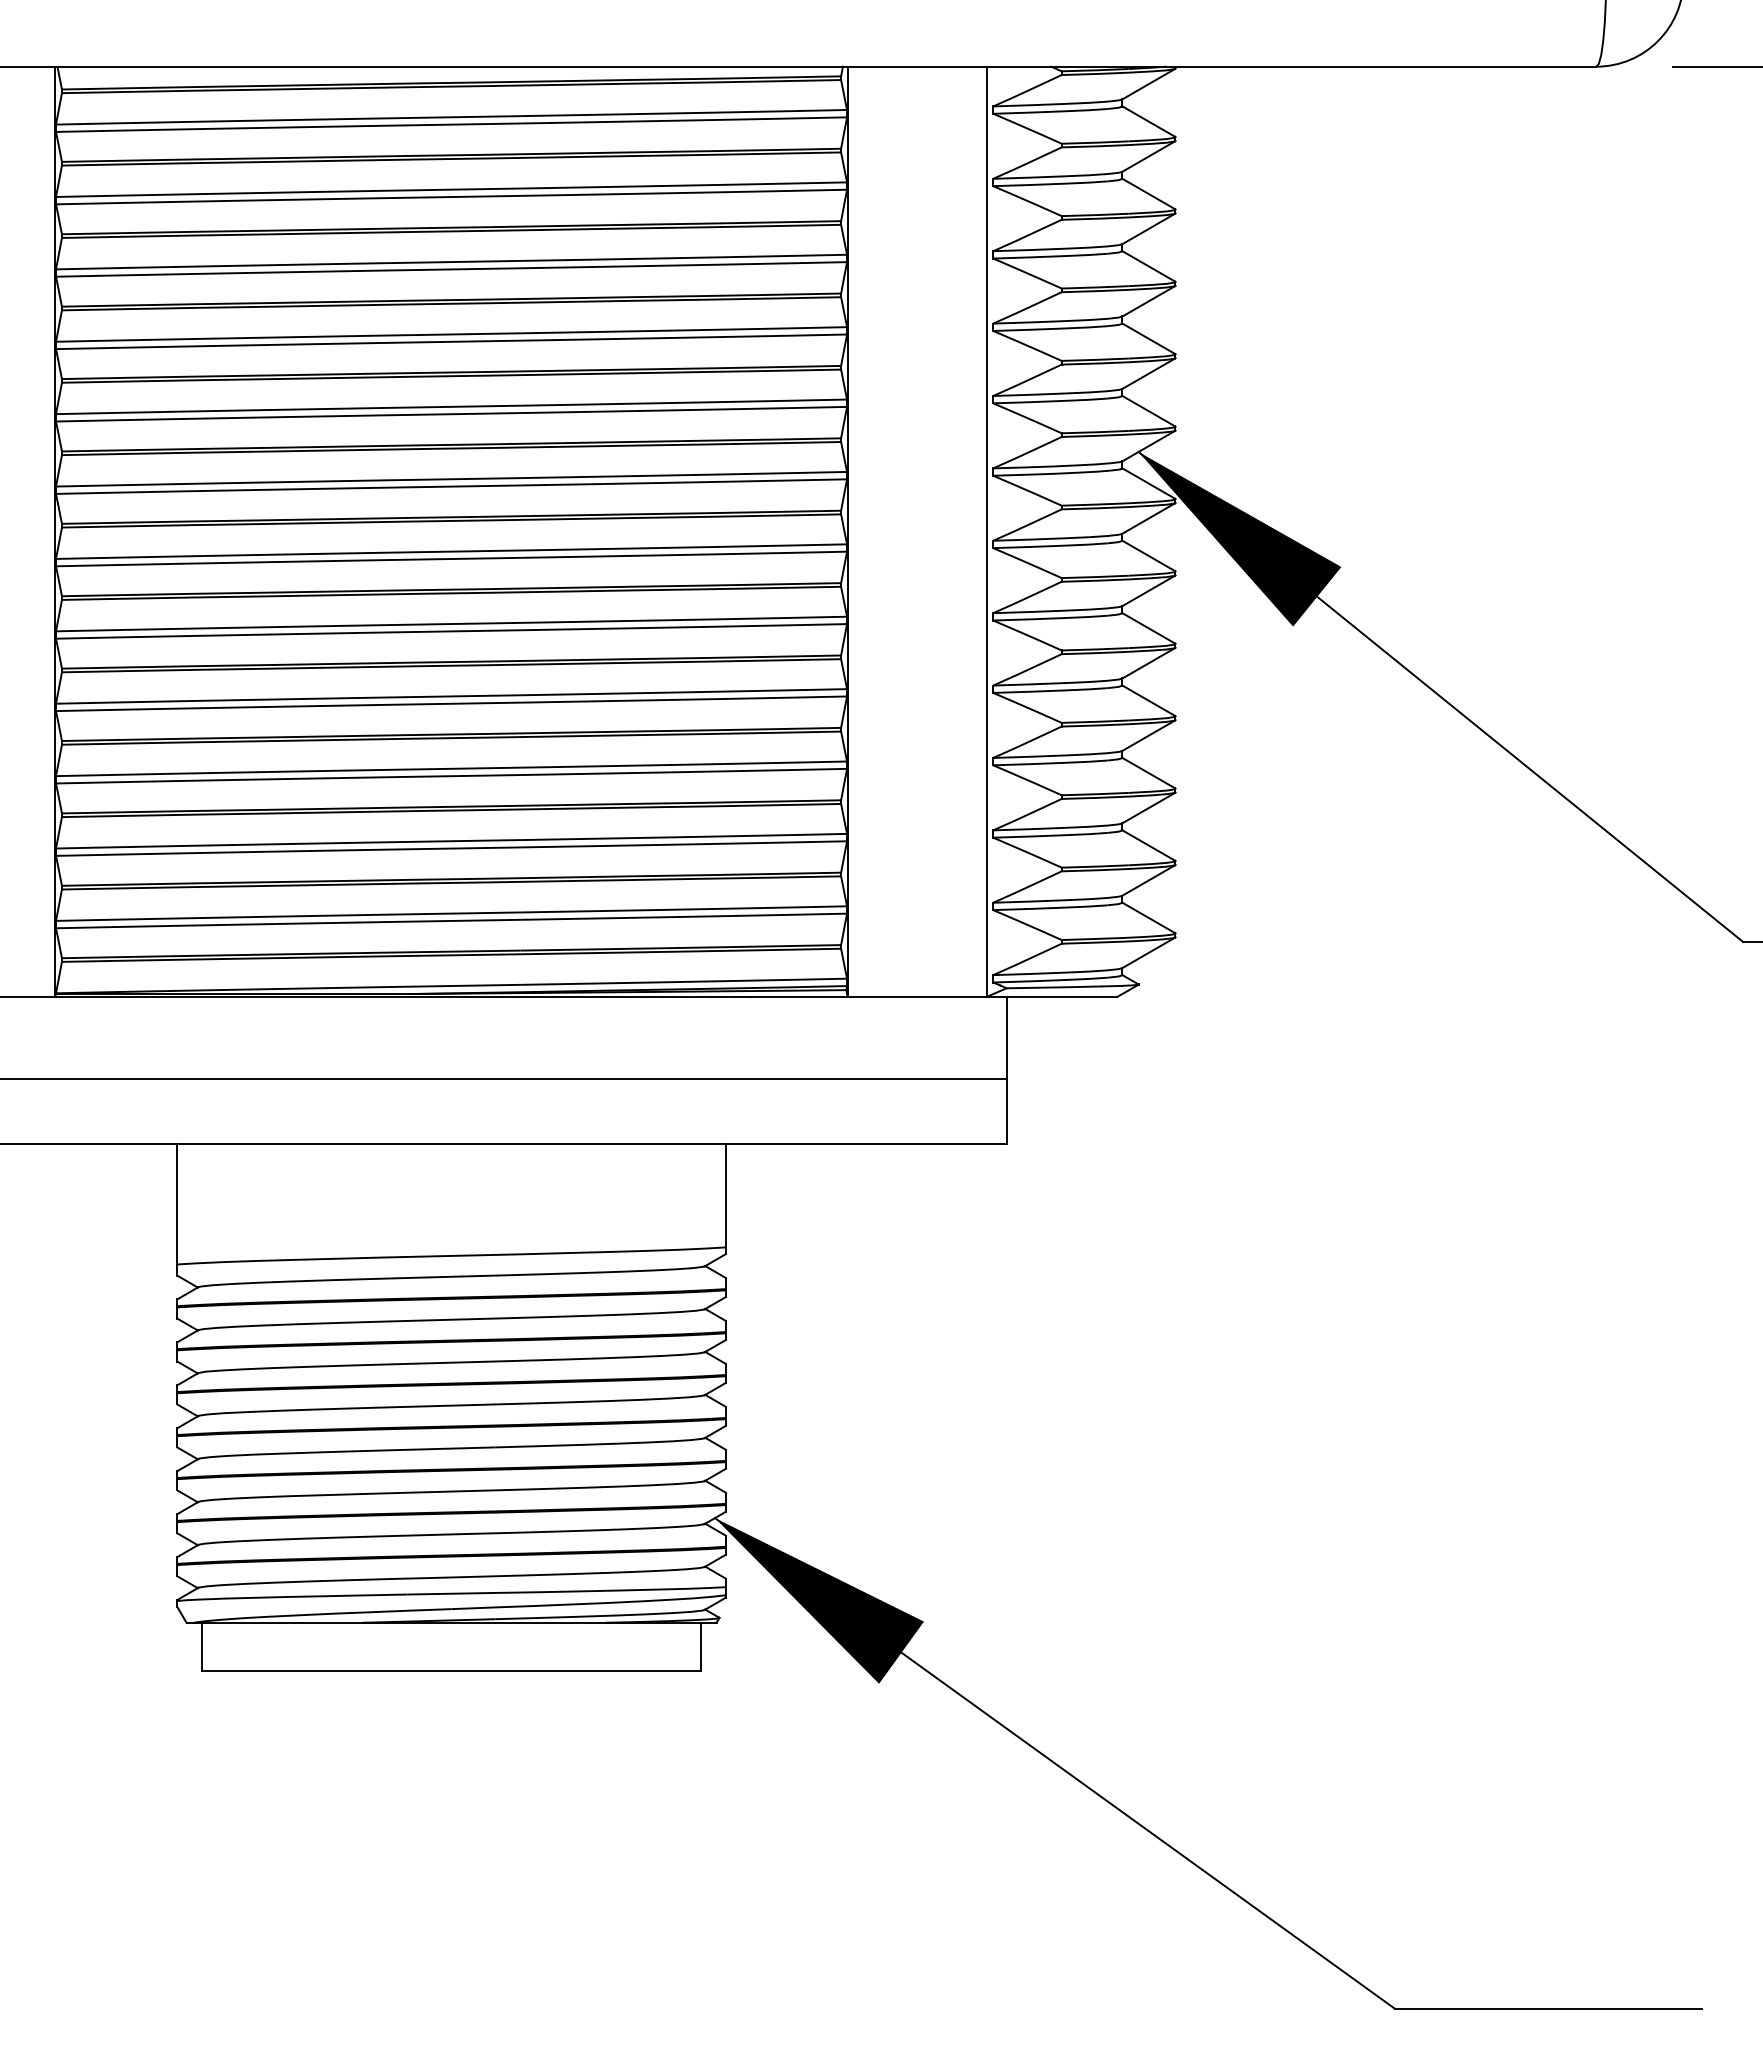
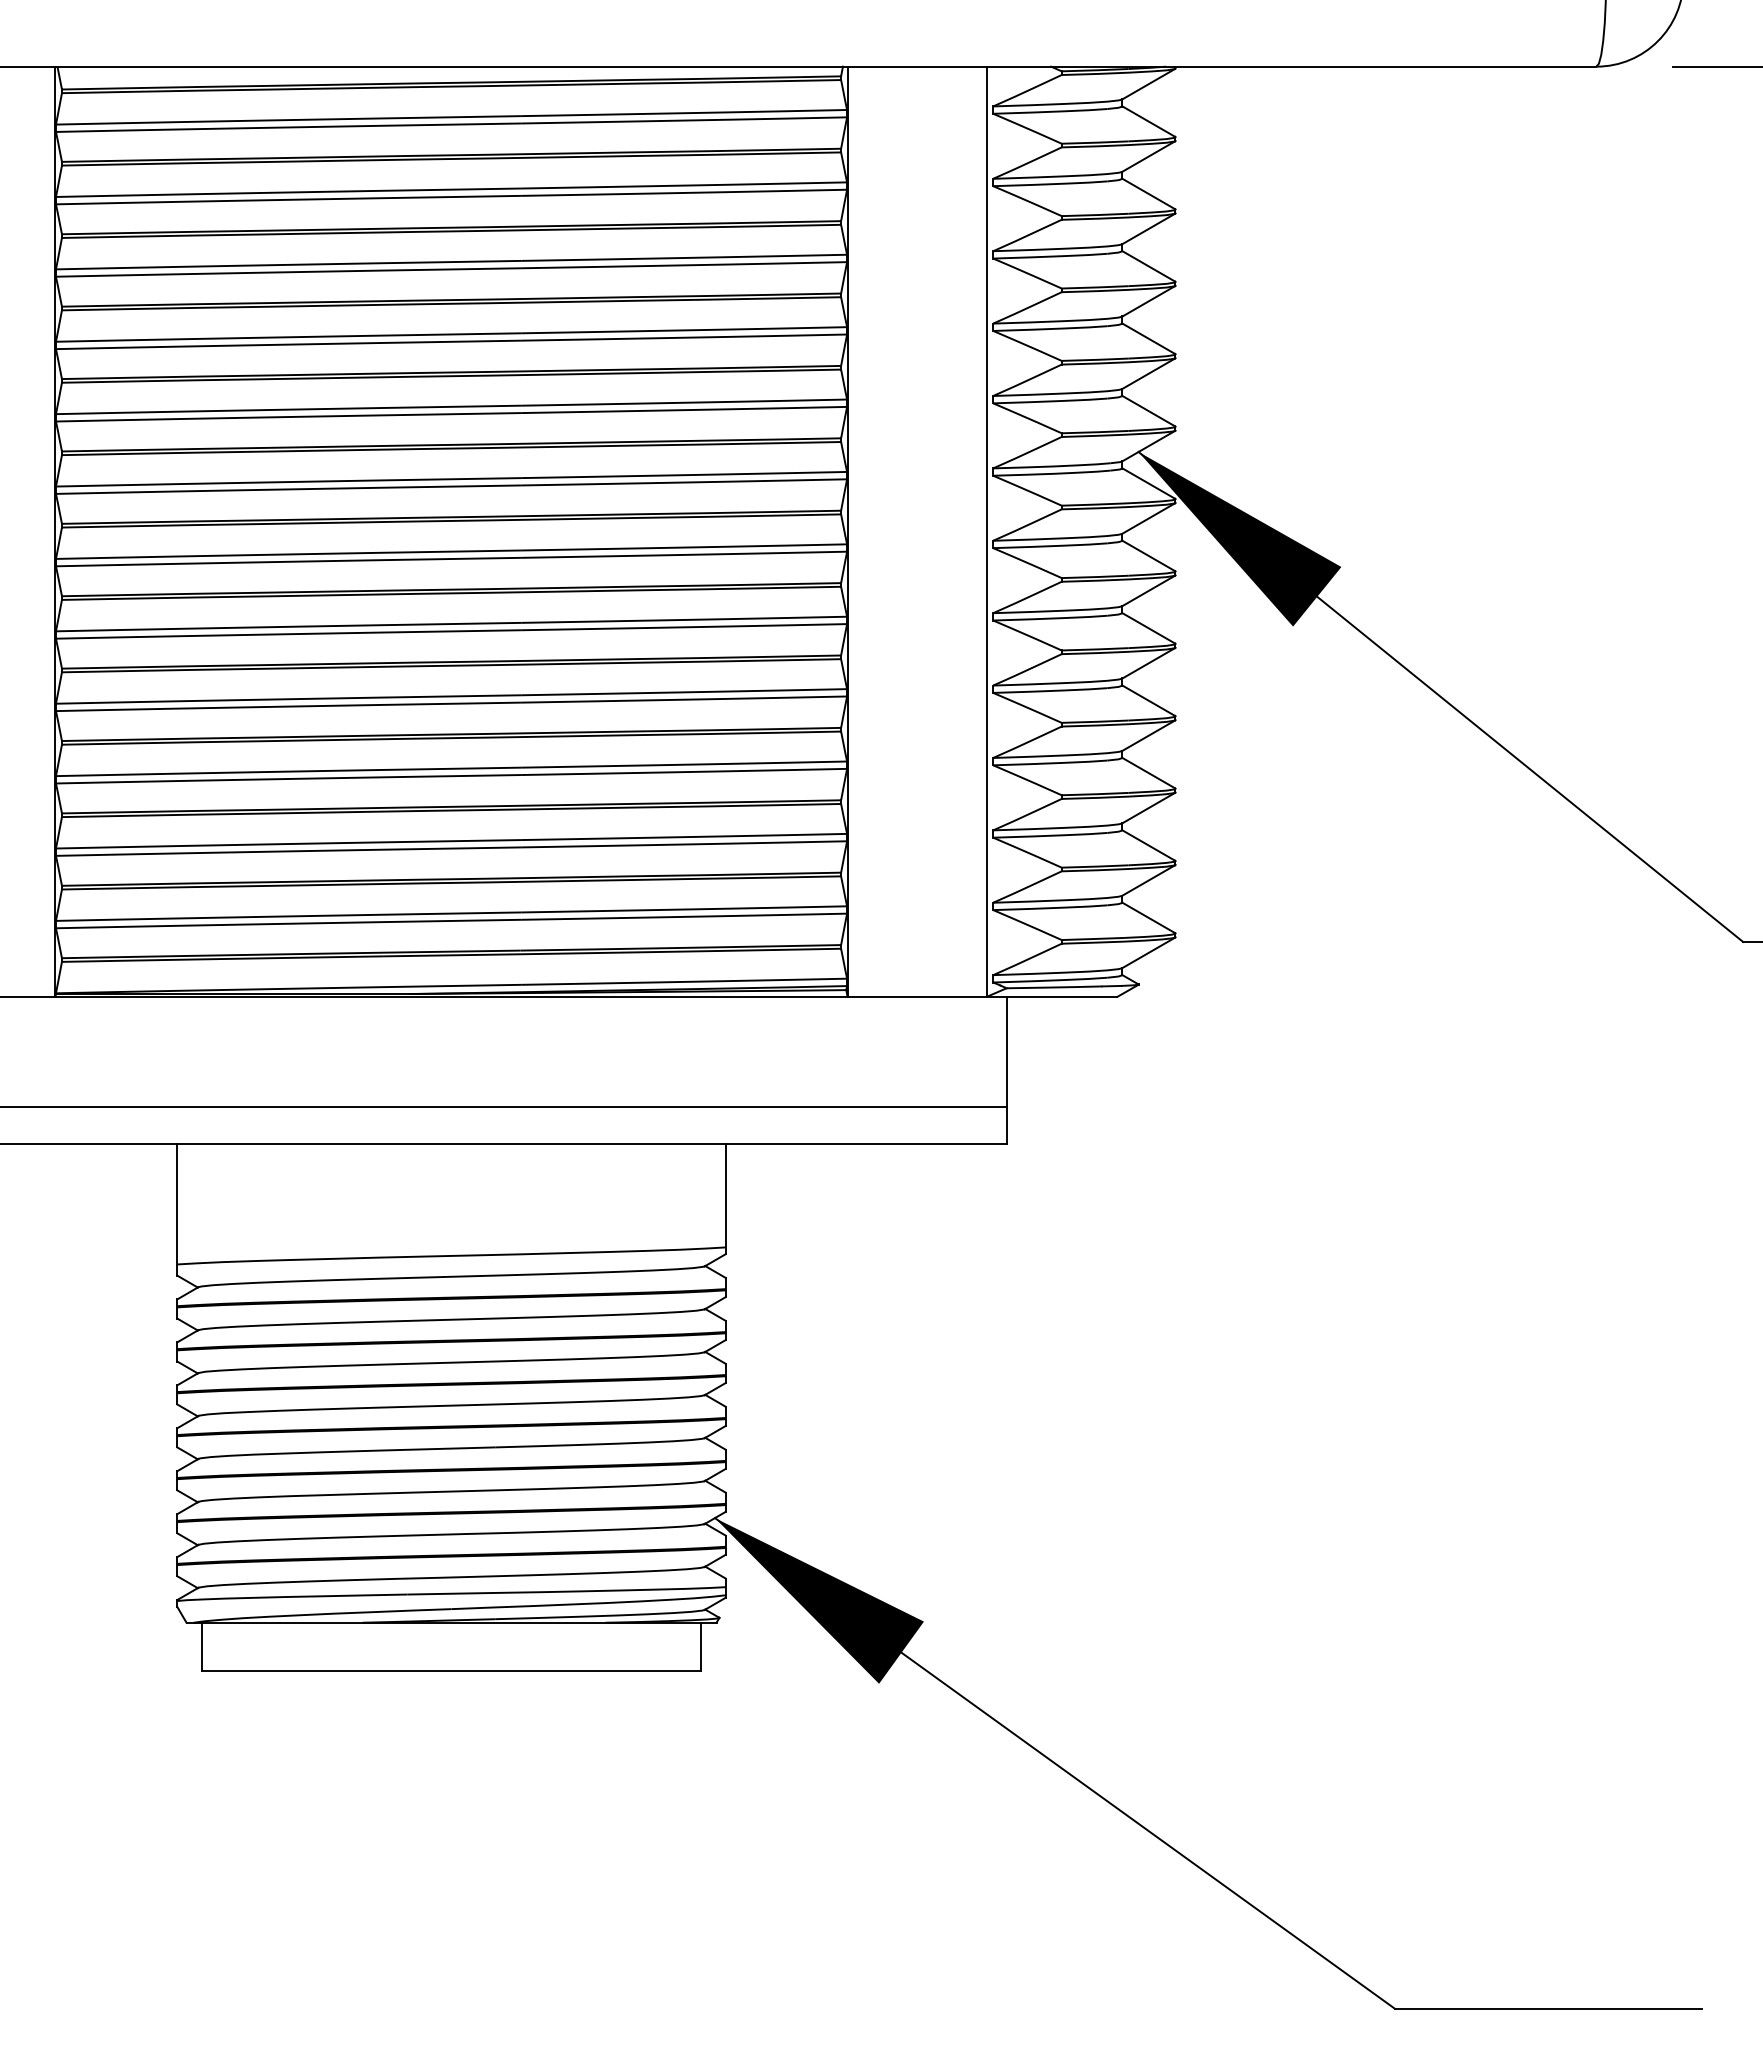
line position: (504, 1079) -> (504, 1107) (504, 1107)
